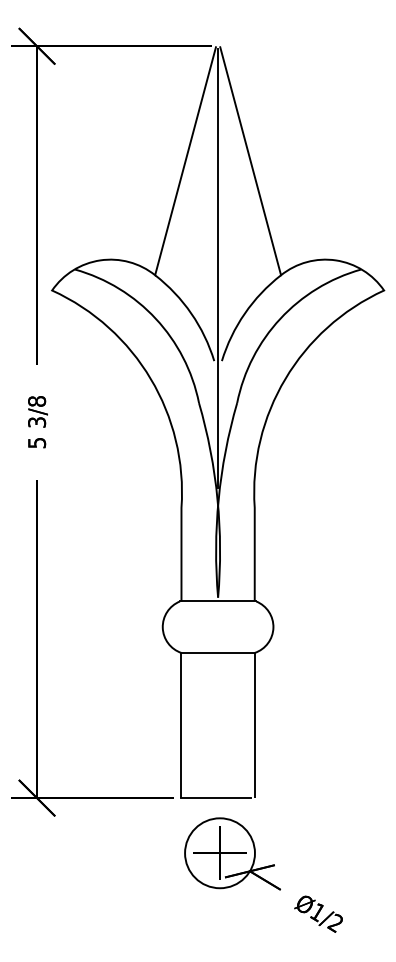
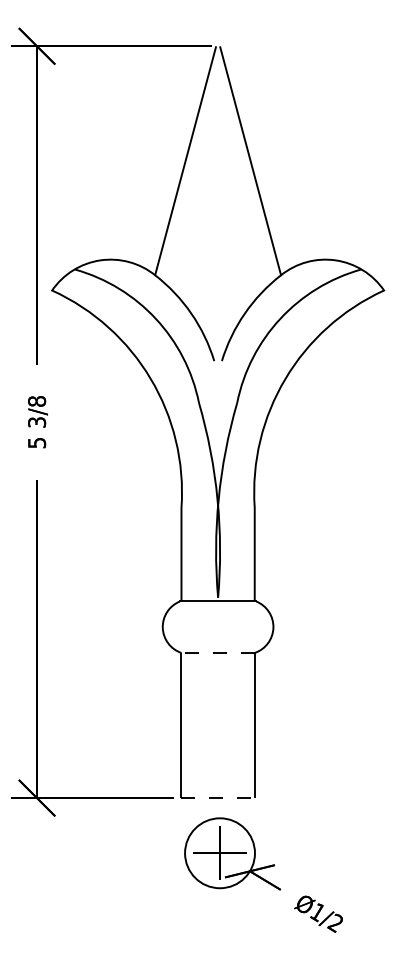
line: present -> none (218, 268)
line: solid -> dashed (218, 652)
line: solid -> dashed (216, 798)
